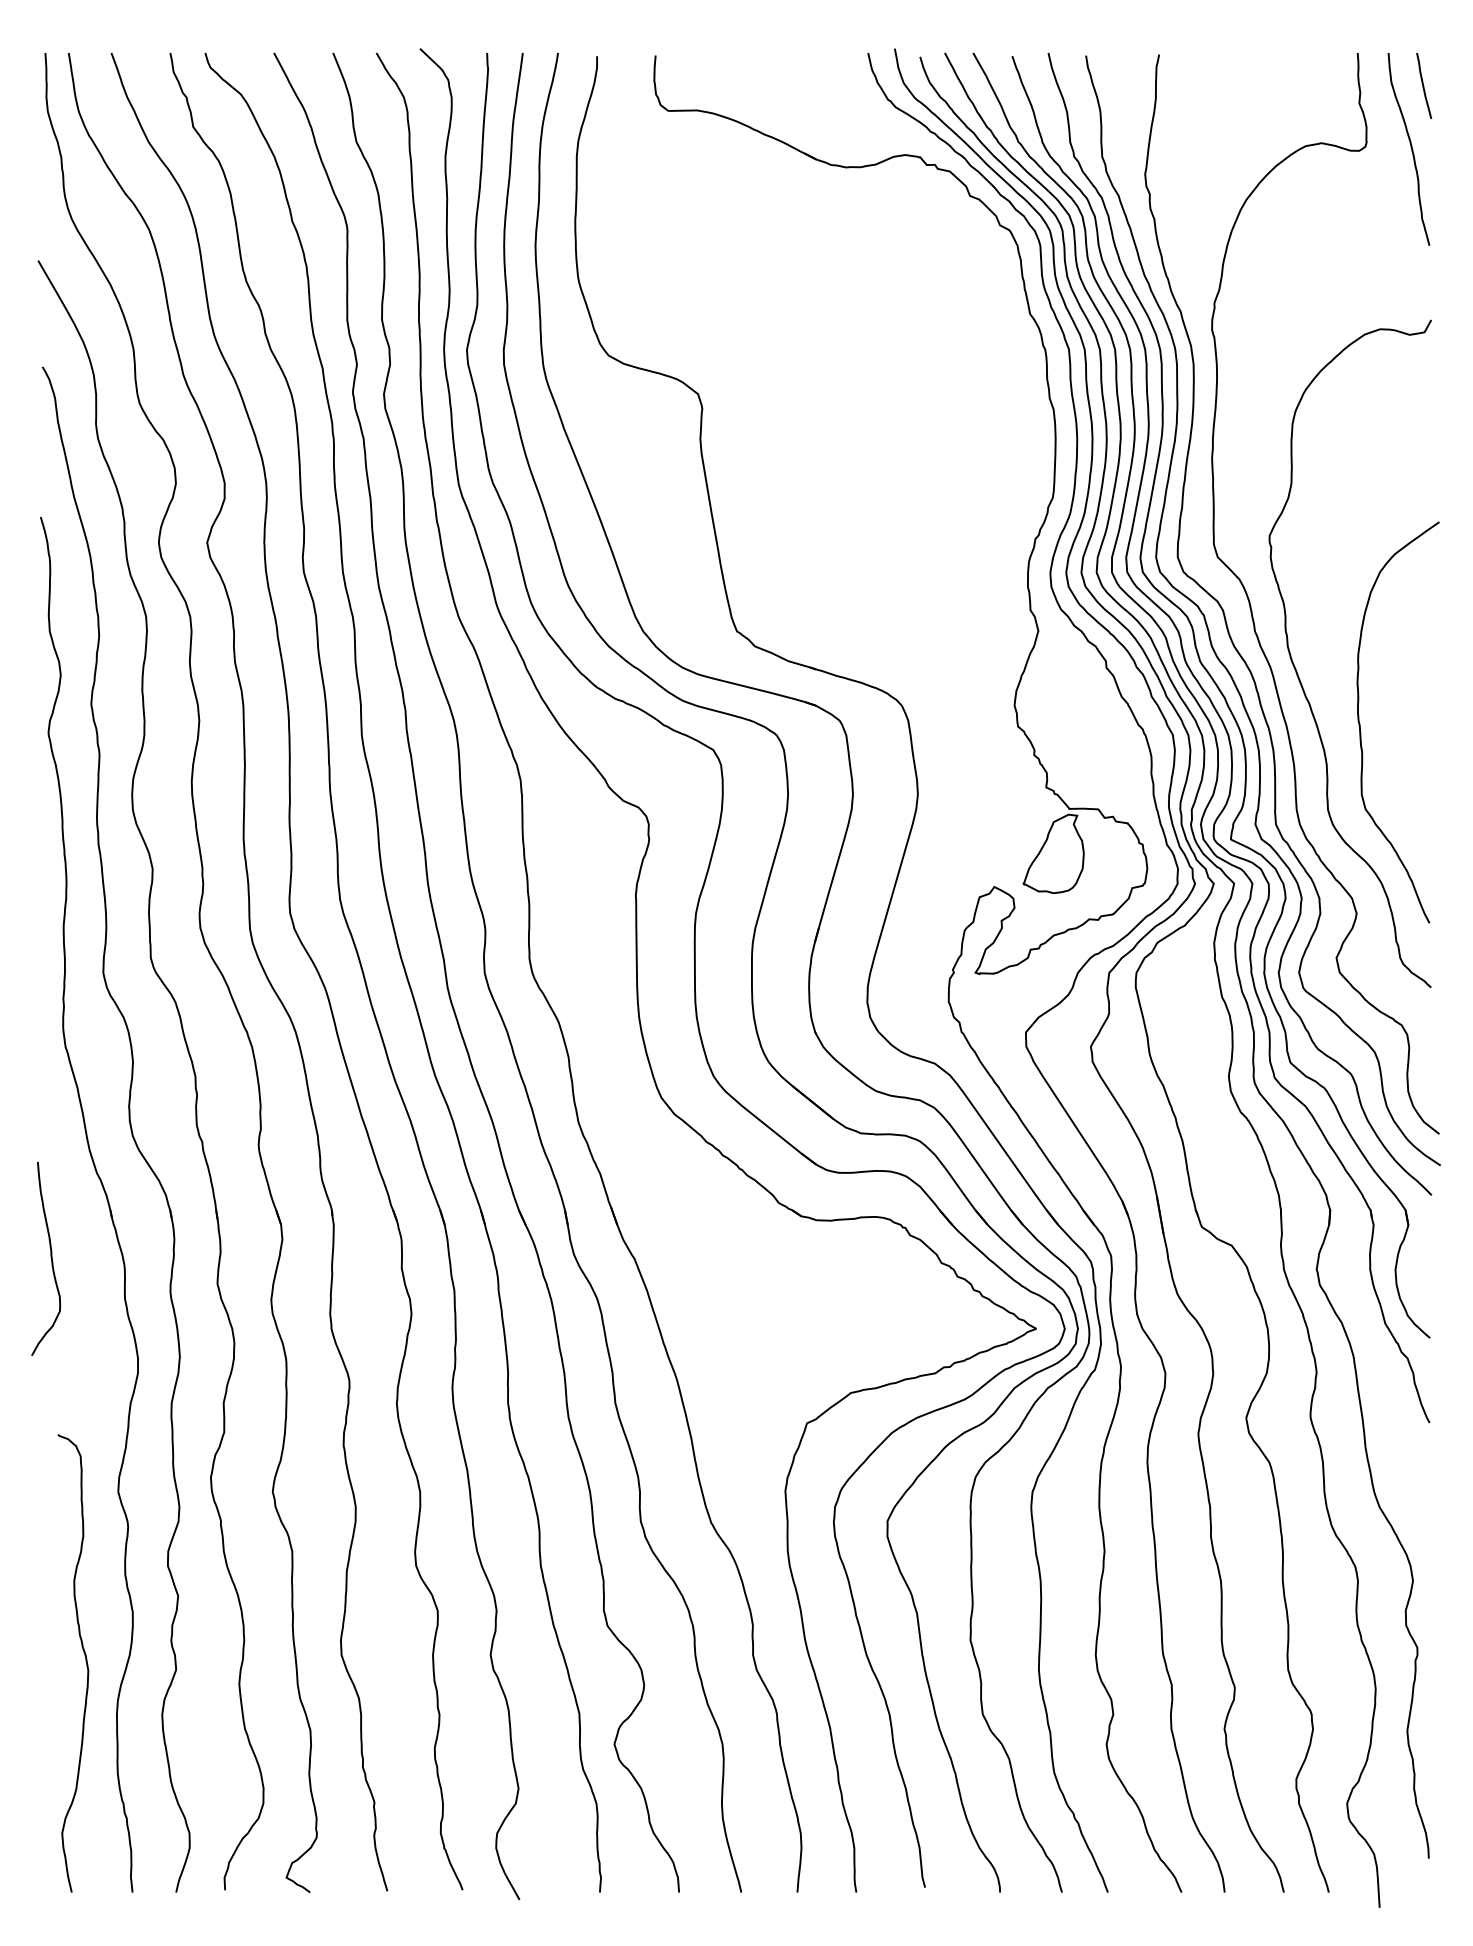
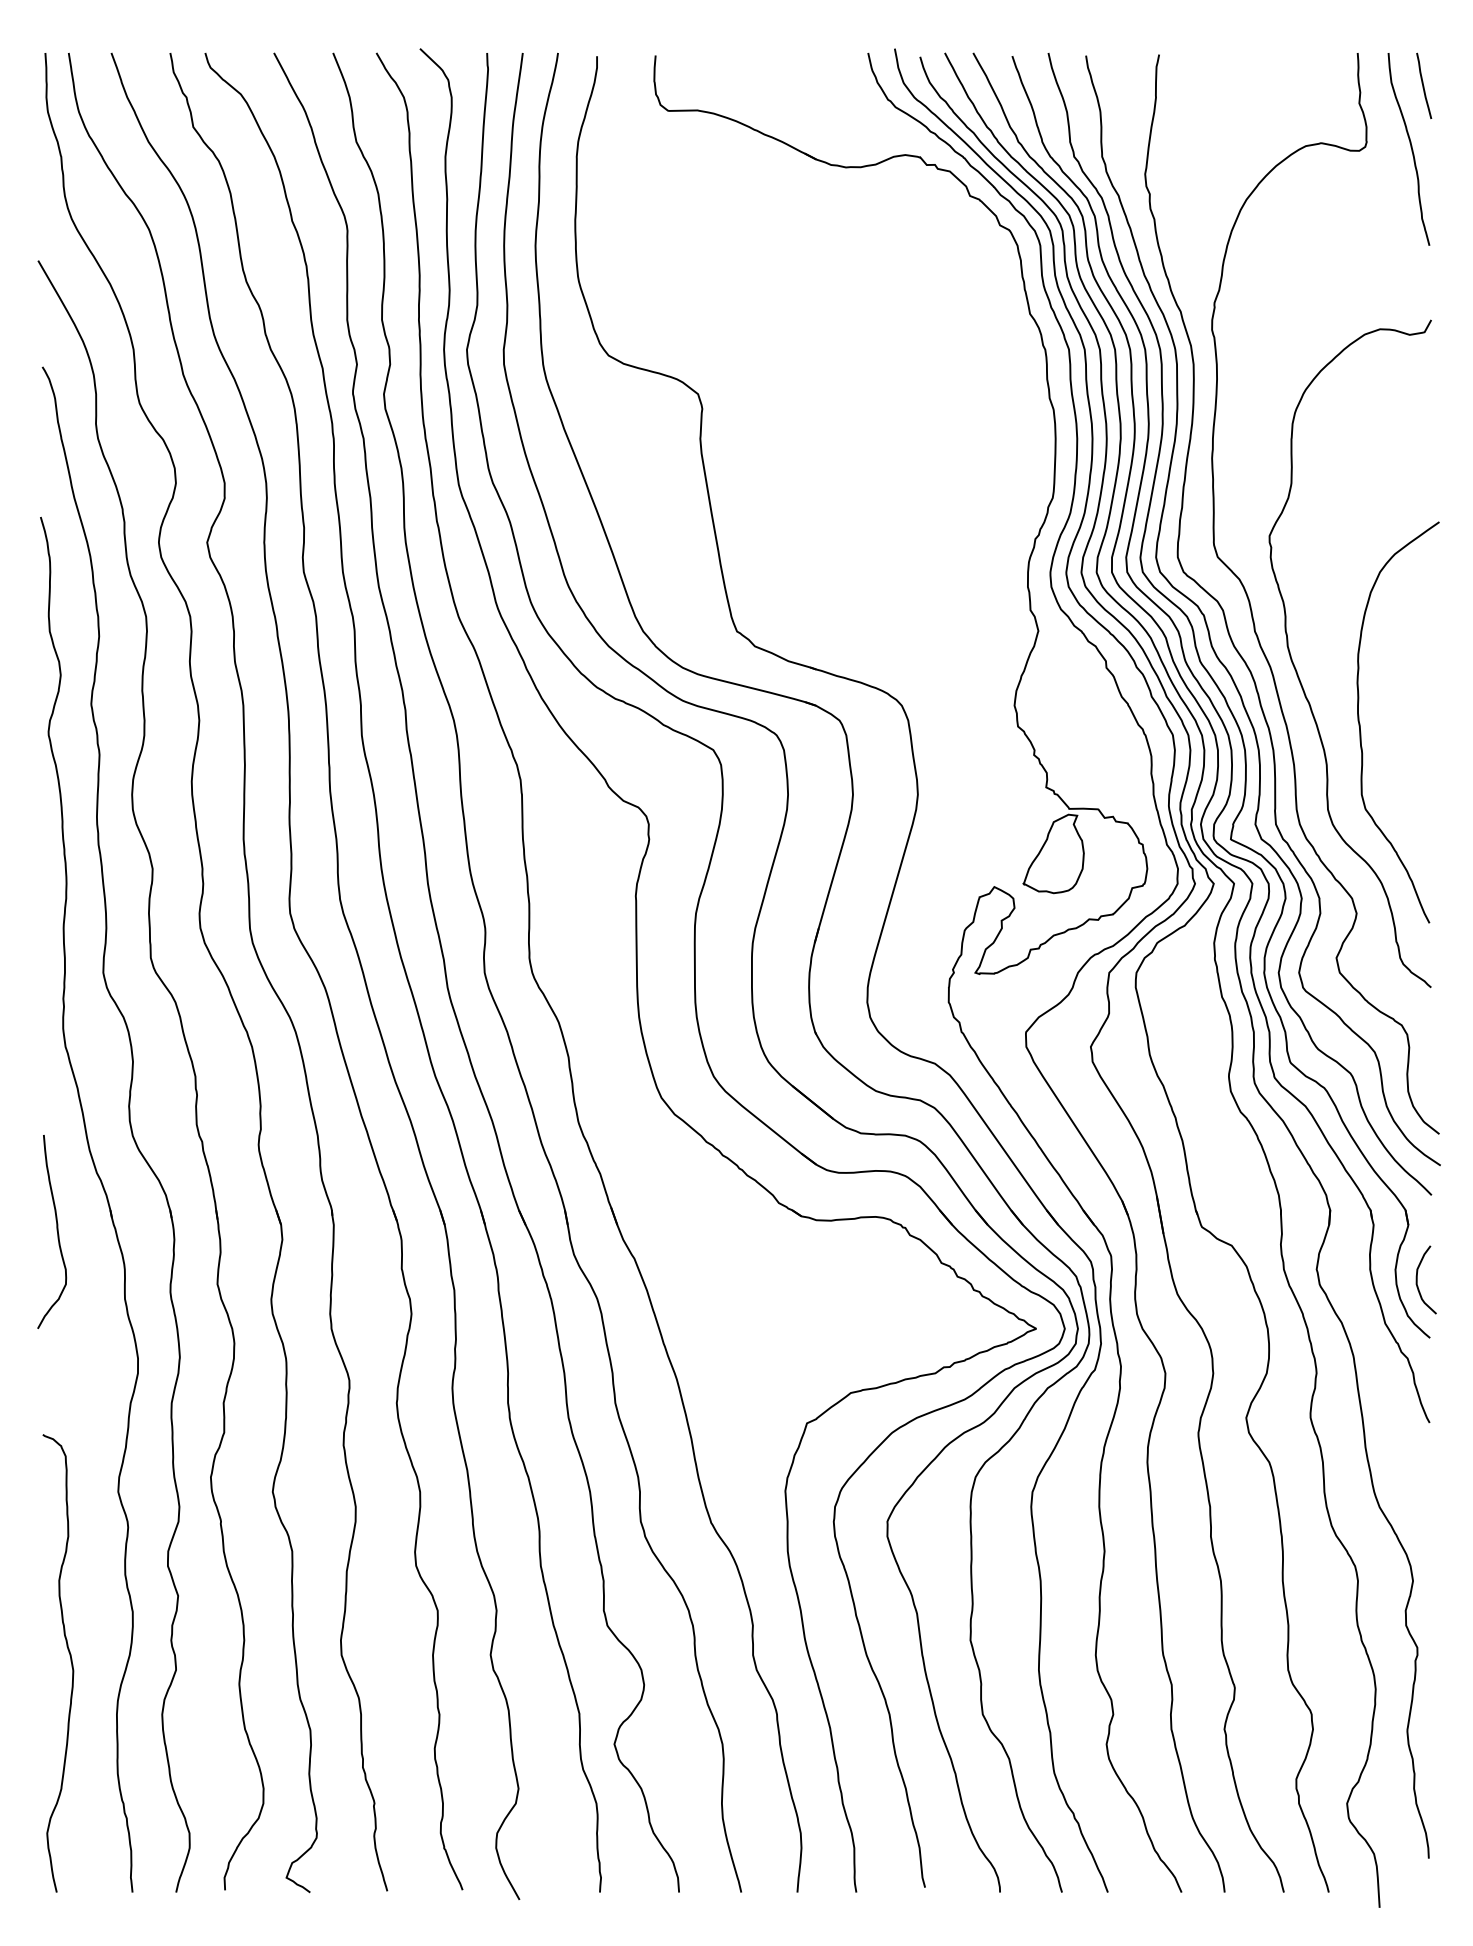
curve position: (50, 1257) -> (56, 1230) (56, 1230)
curve: none -> present (1417, 1279)
curve position: (85, 1661) -> (70, 1661) (70, 1661)
